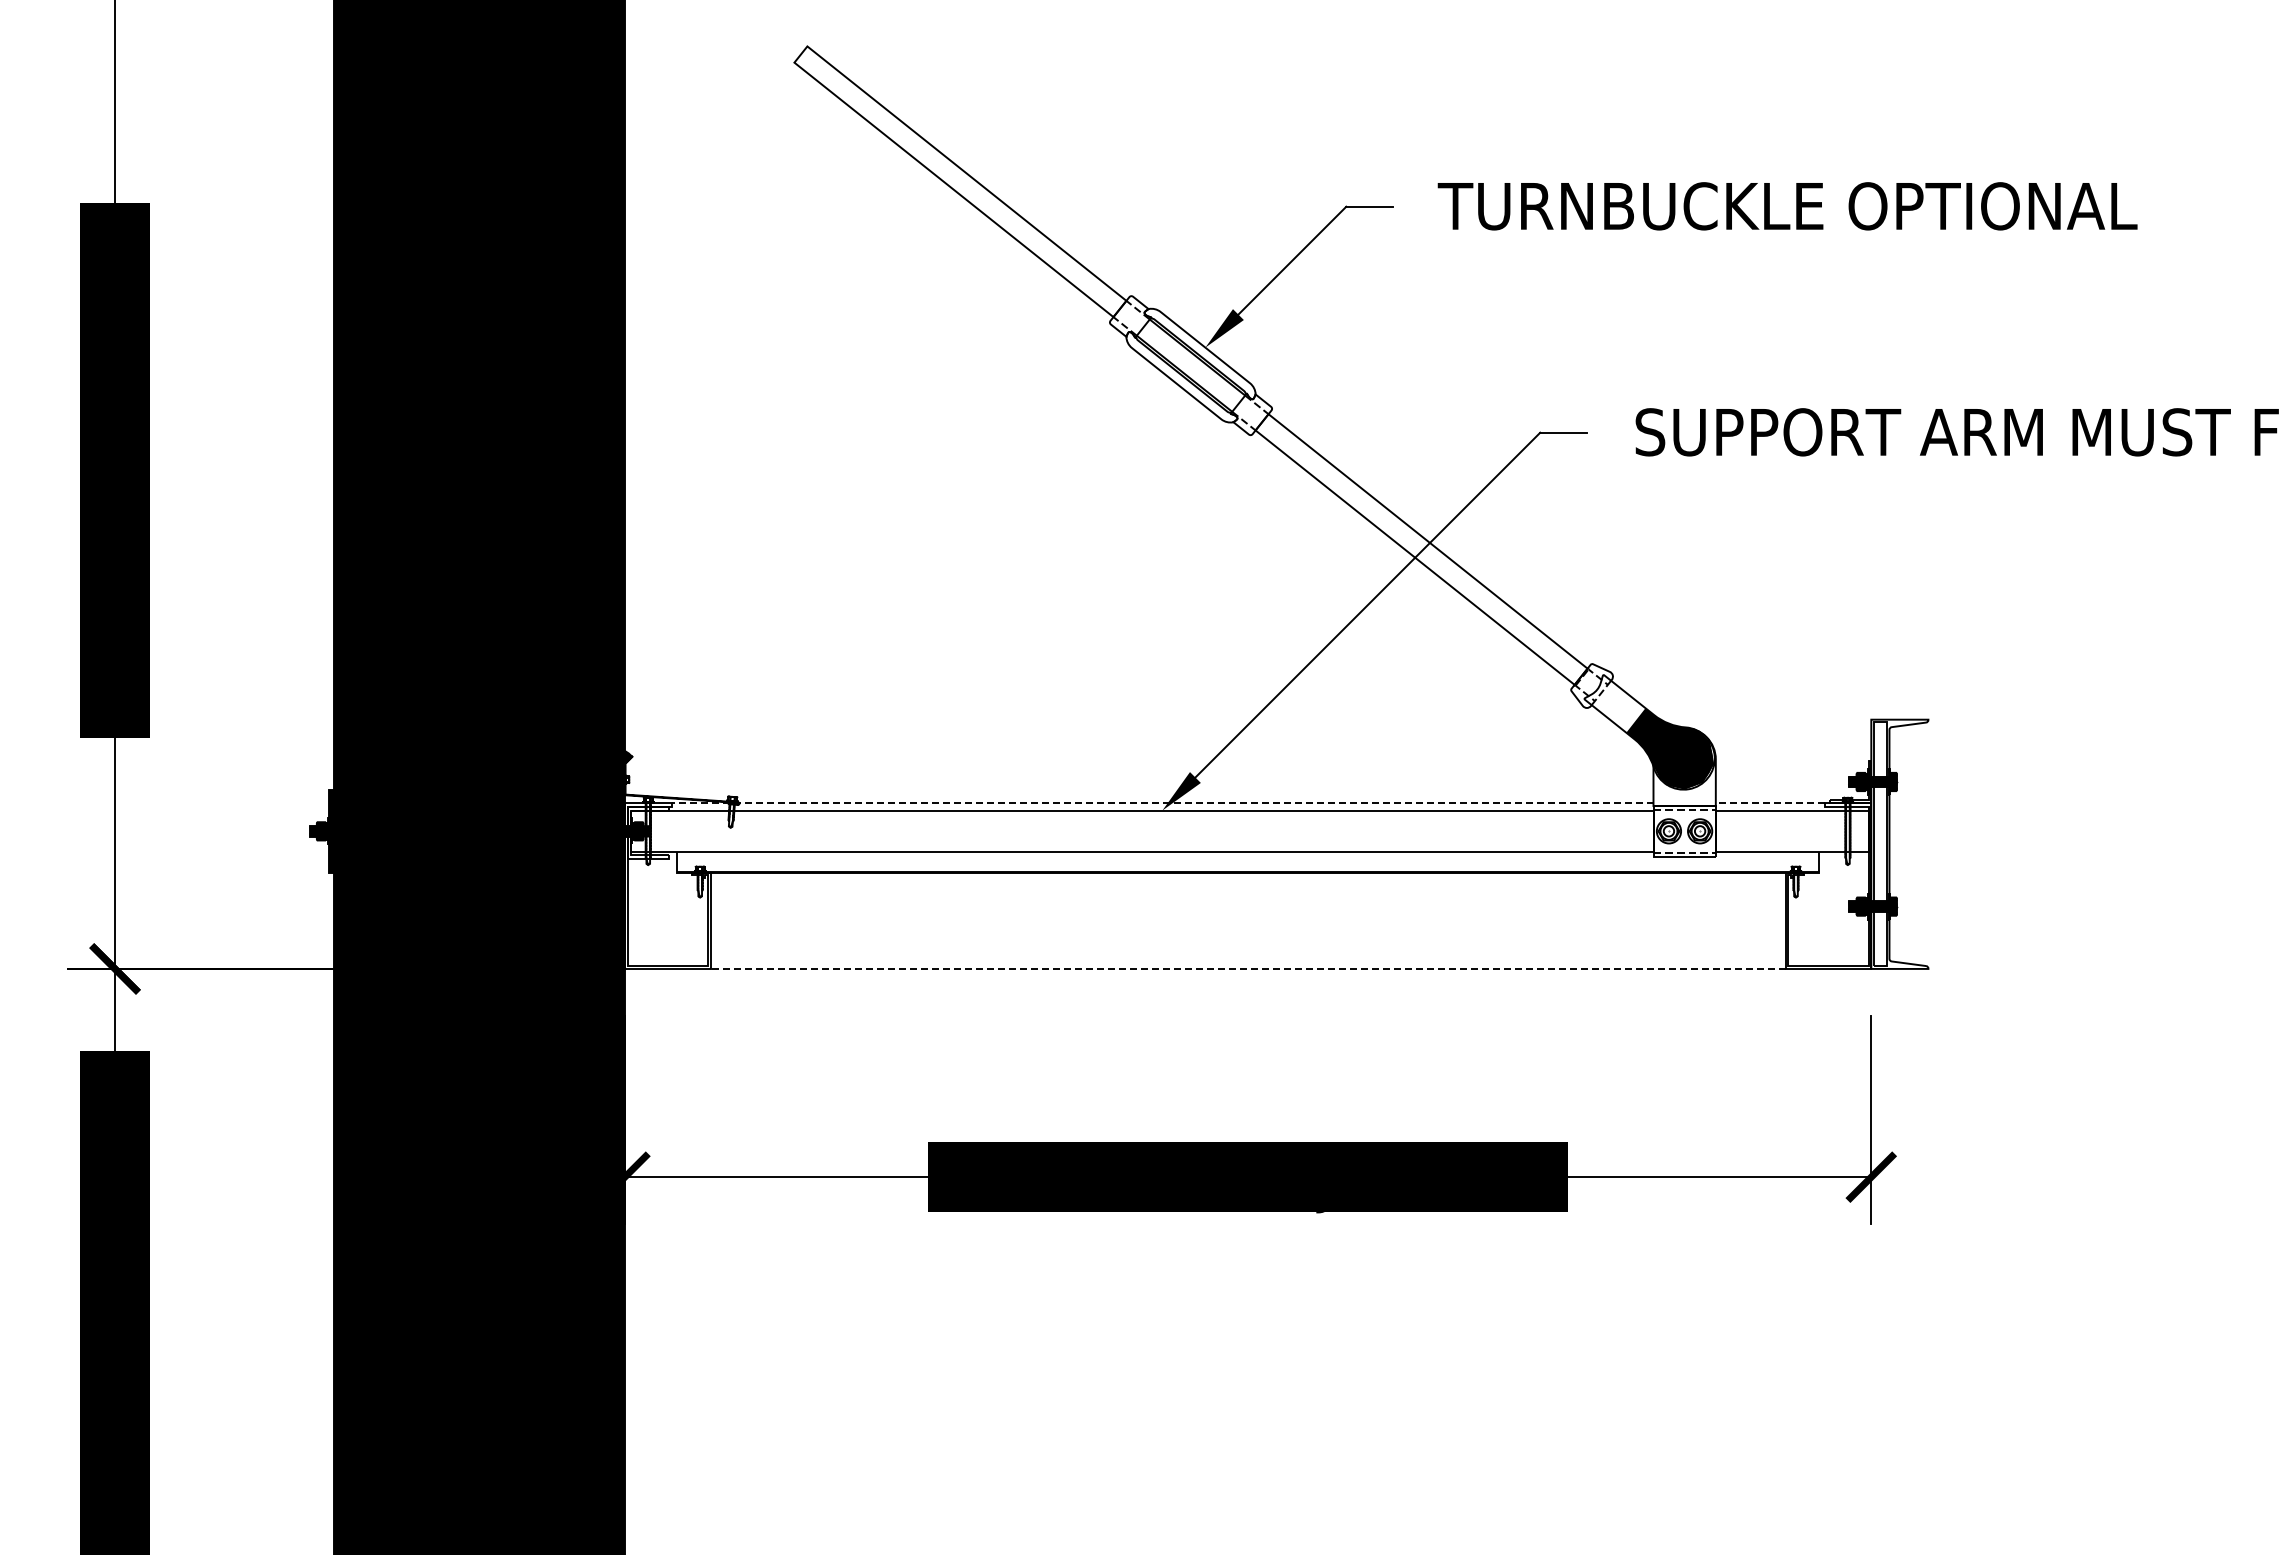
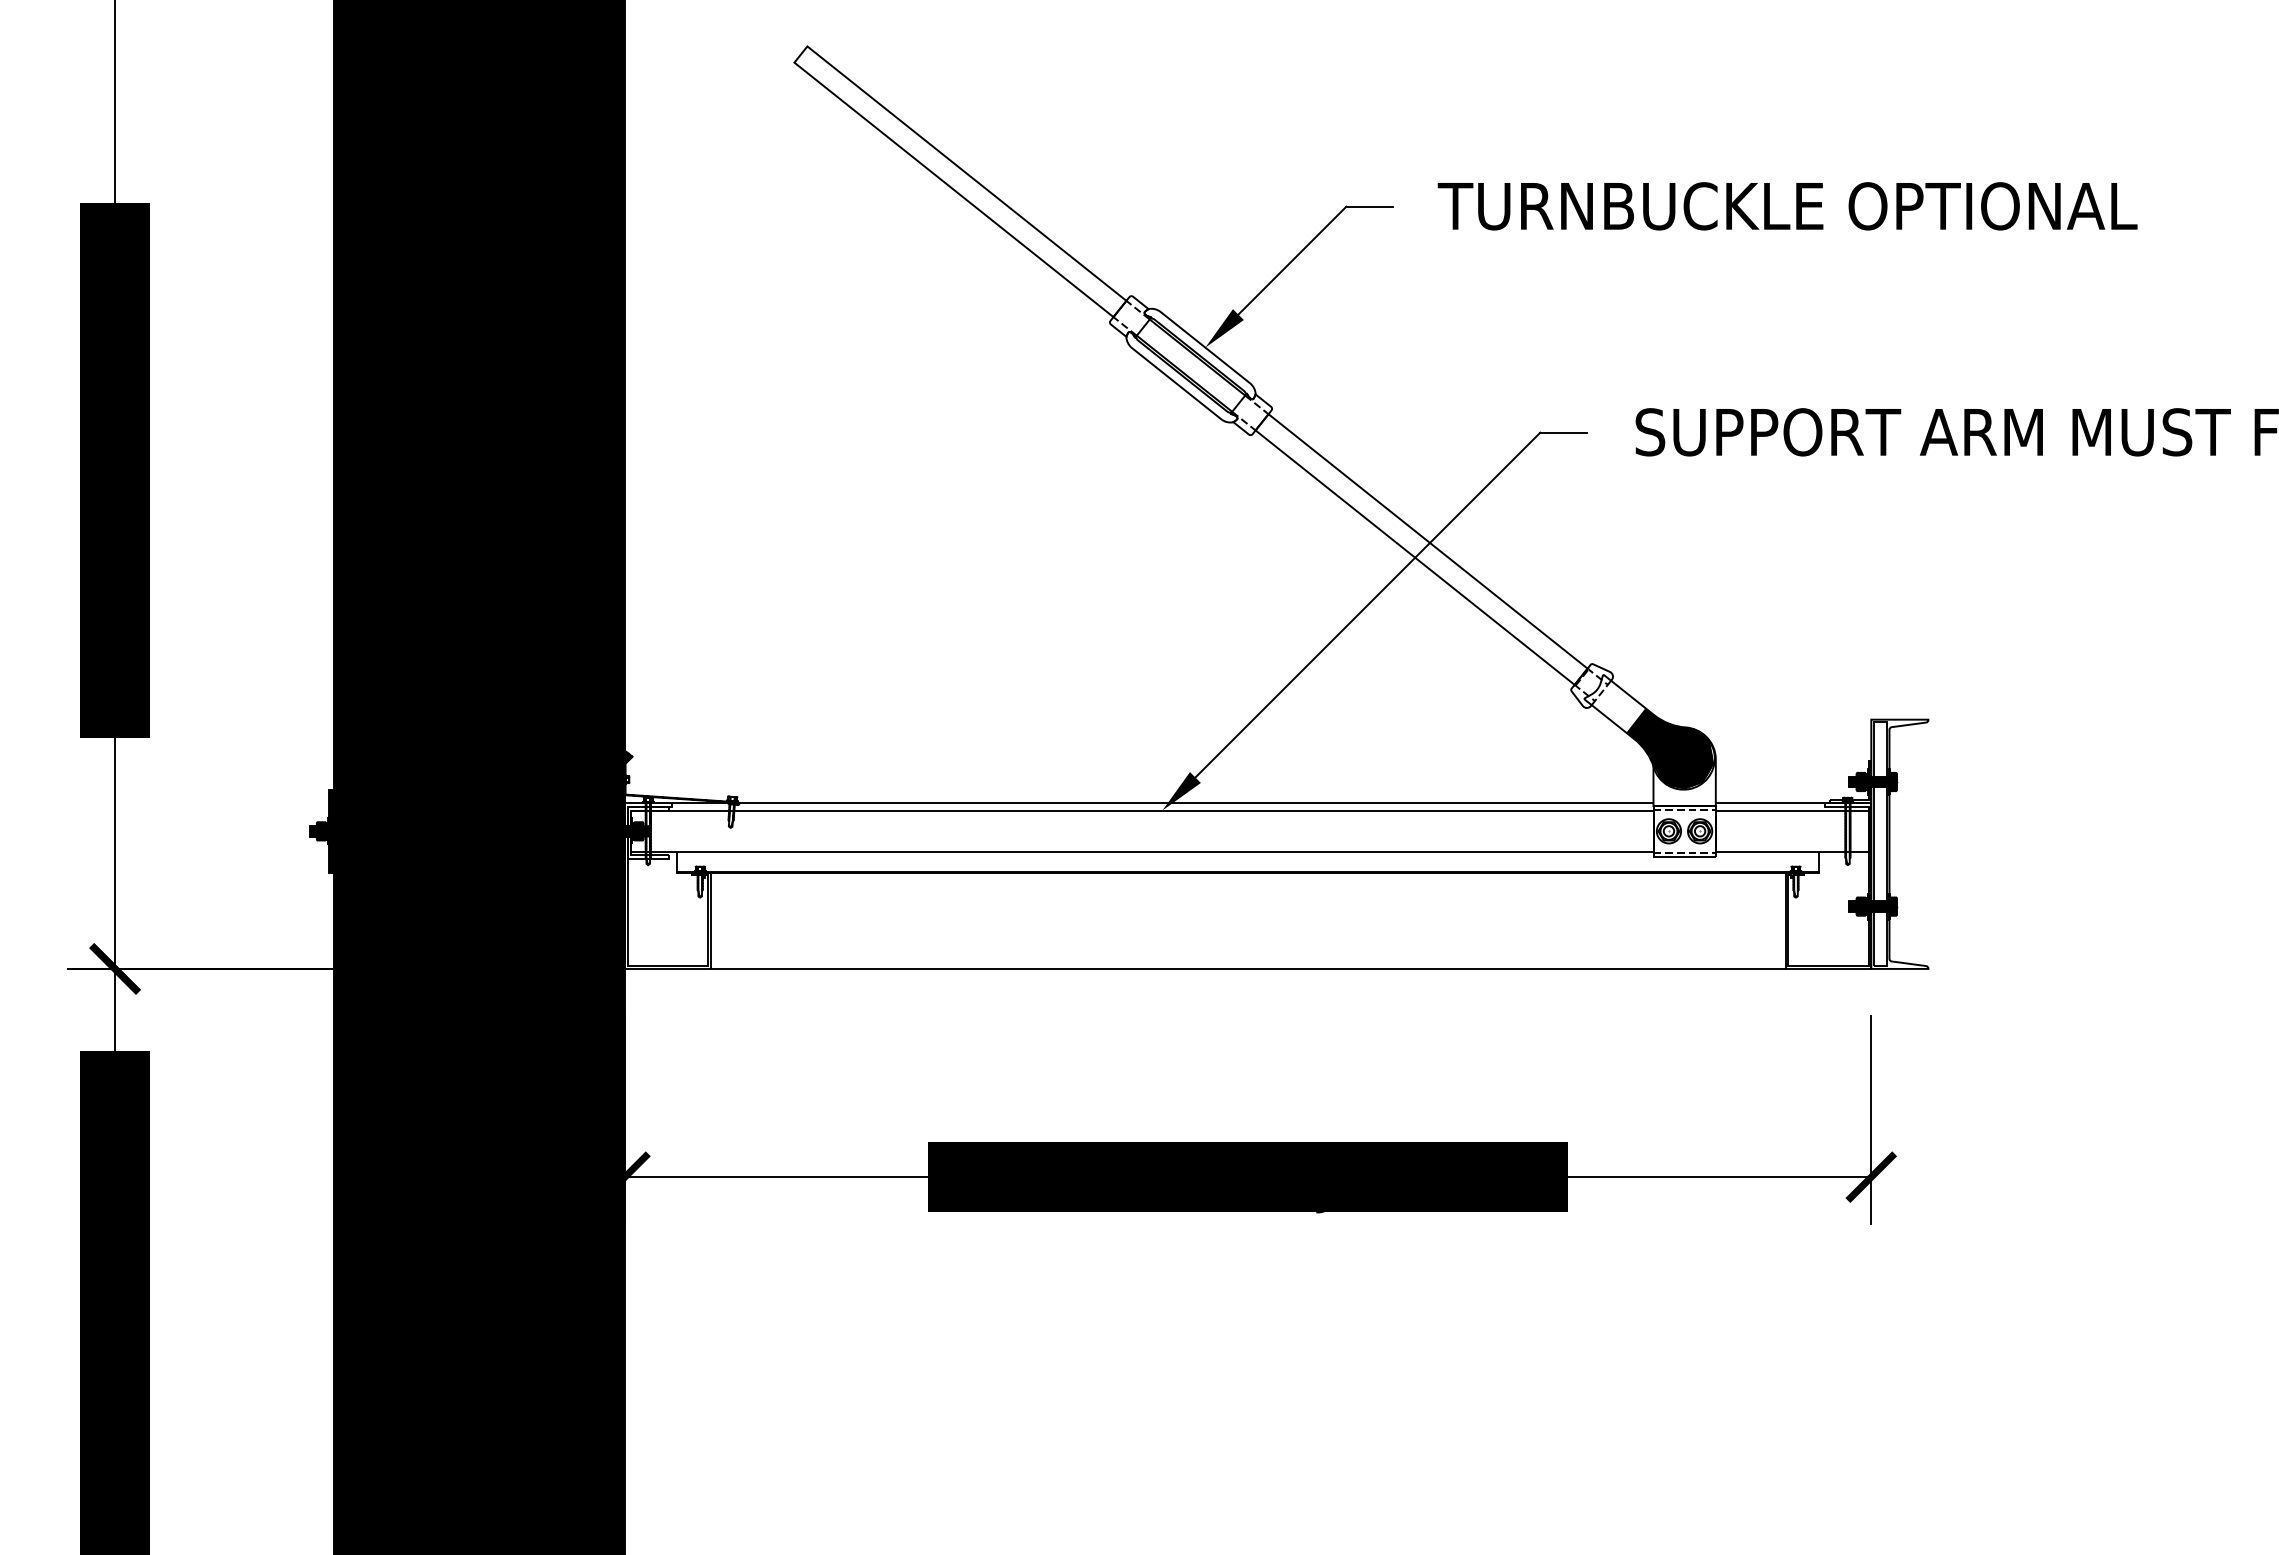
line: dashed -> solid (1162, 802)
line: dashed -> solid (1769, 802)
line: dashed -> solid (1248, 968)
